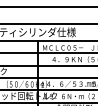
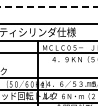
line: solid -> dashed (49, 6)
line: present -> none (48, 65)
